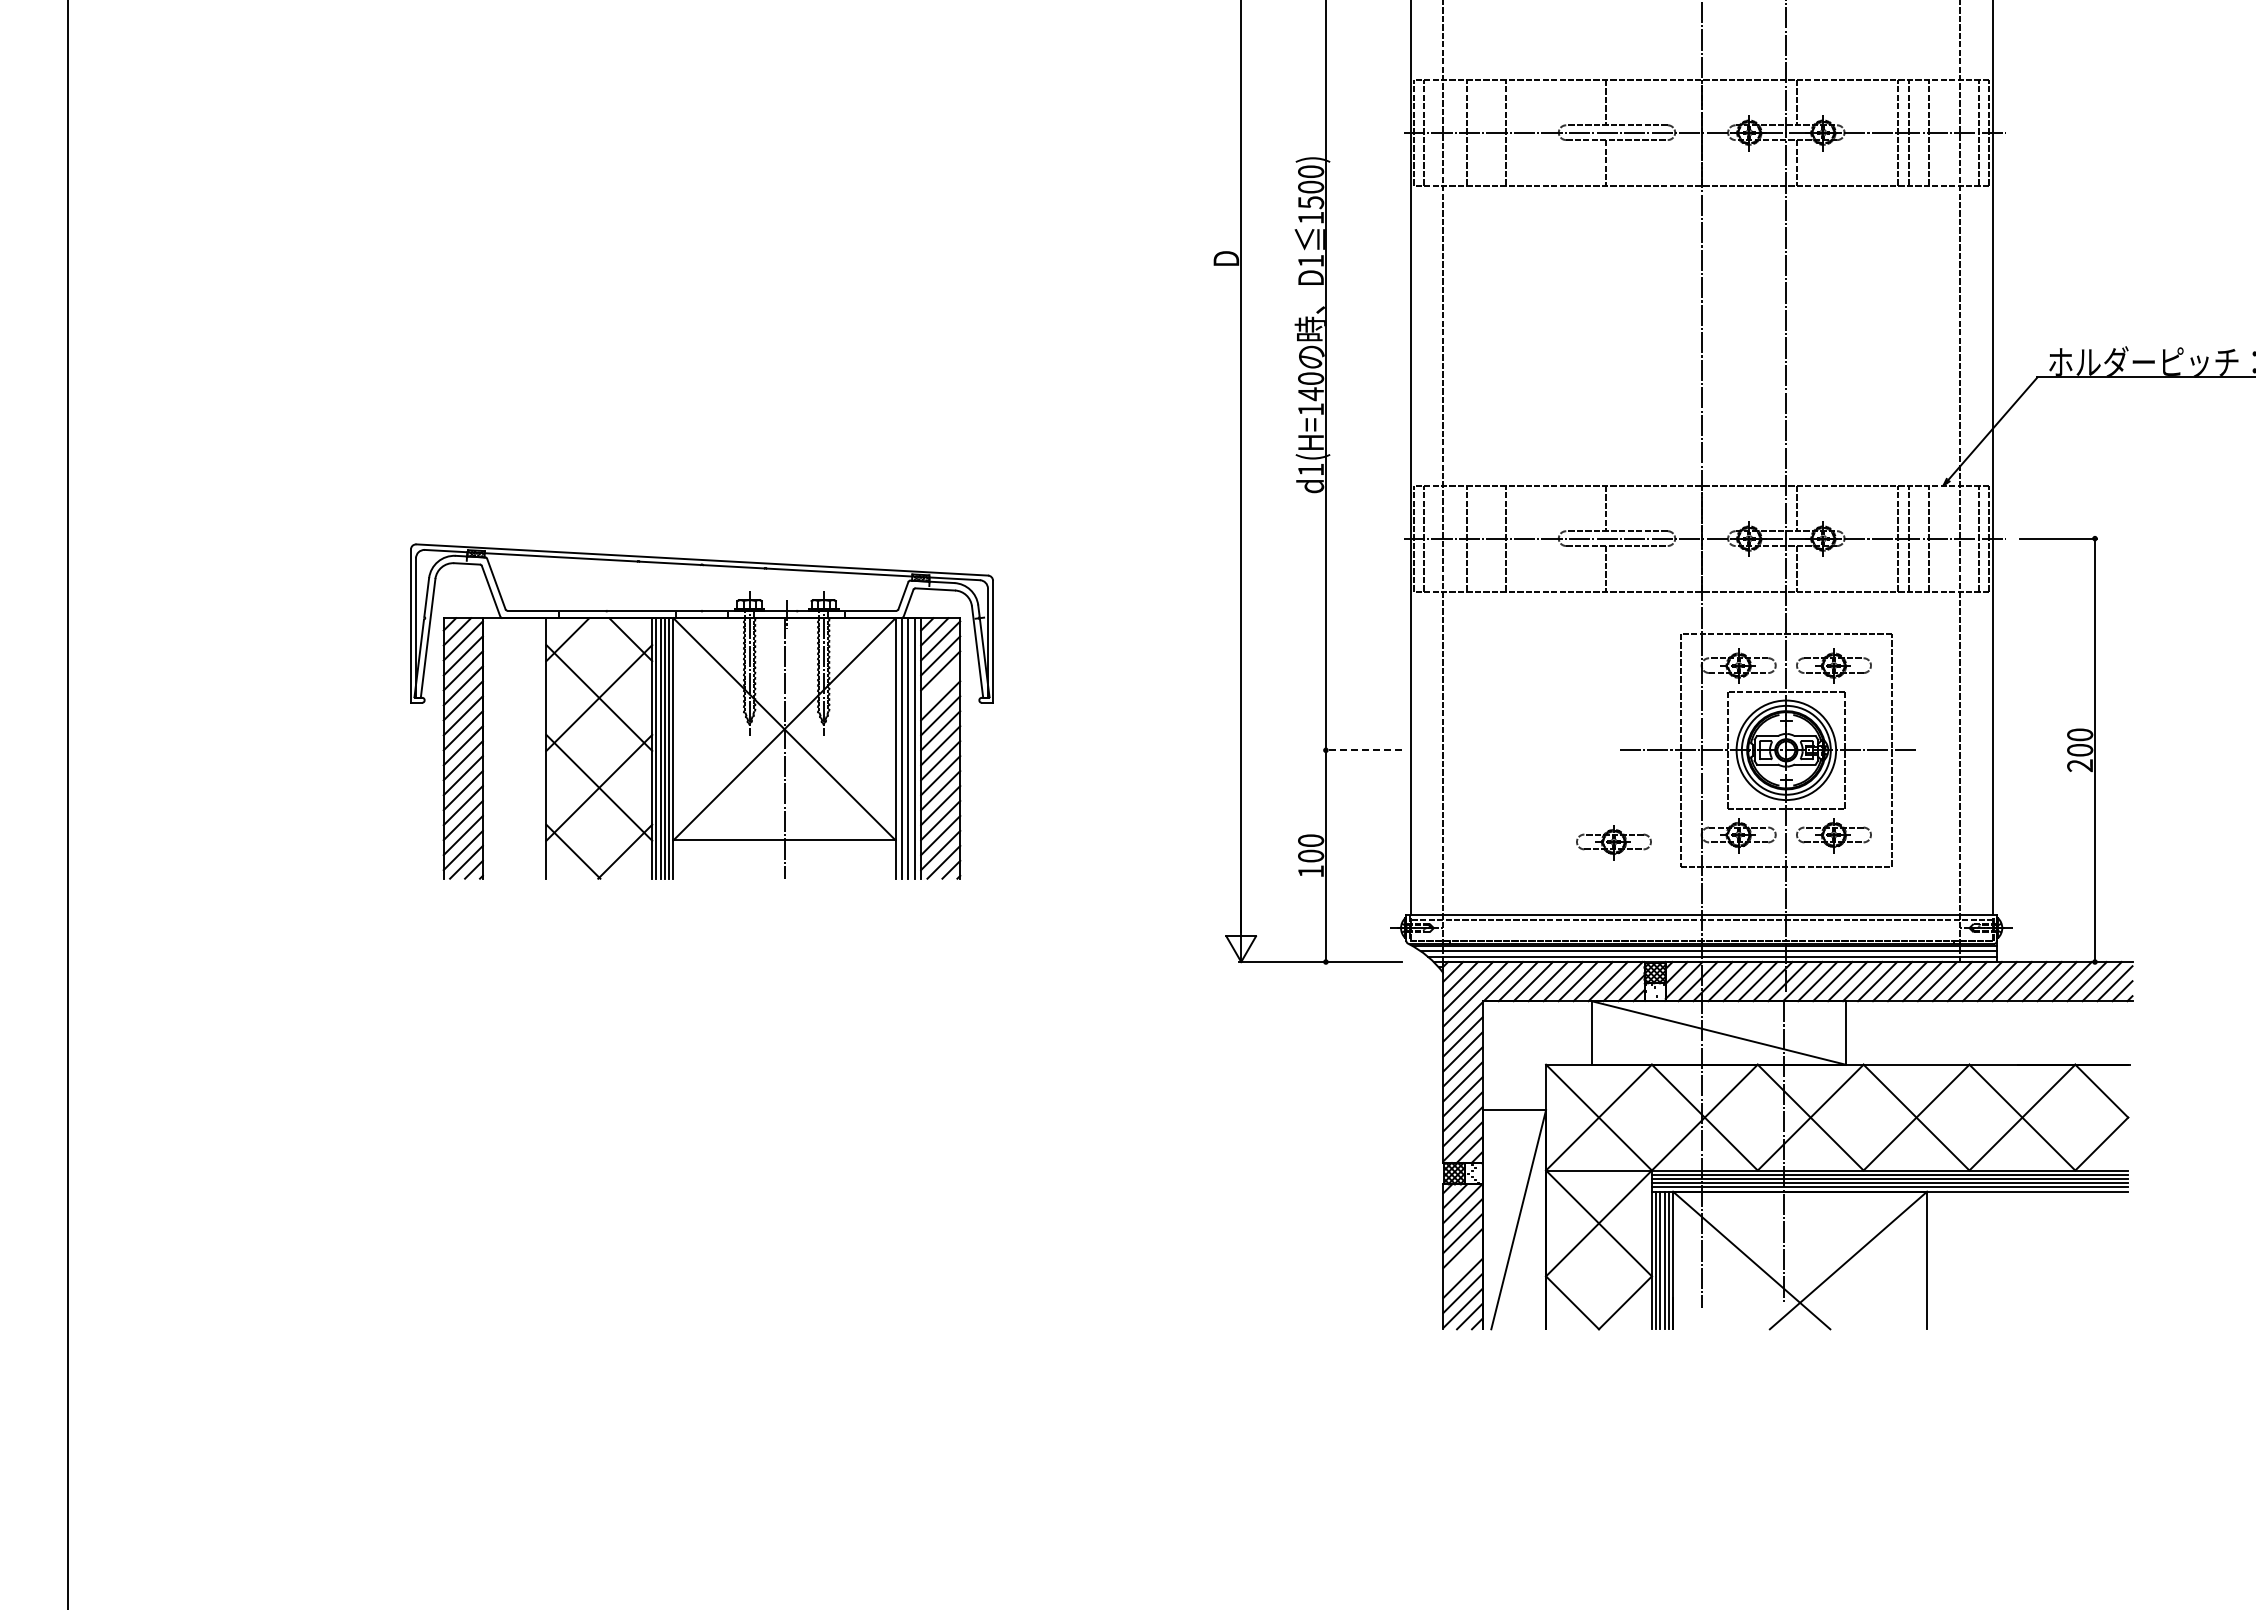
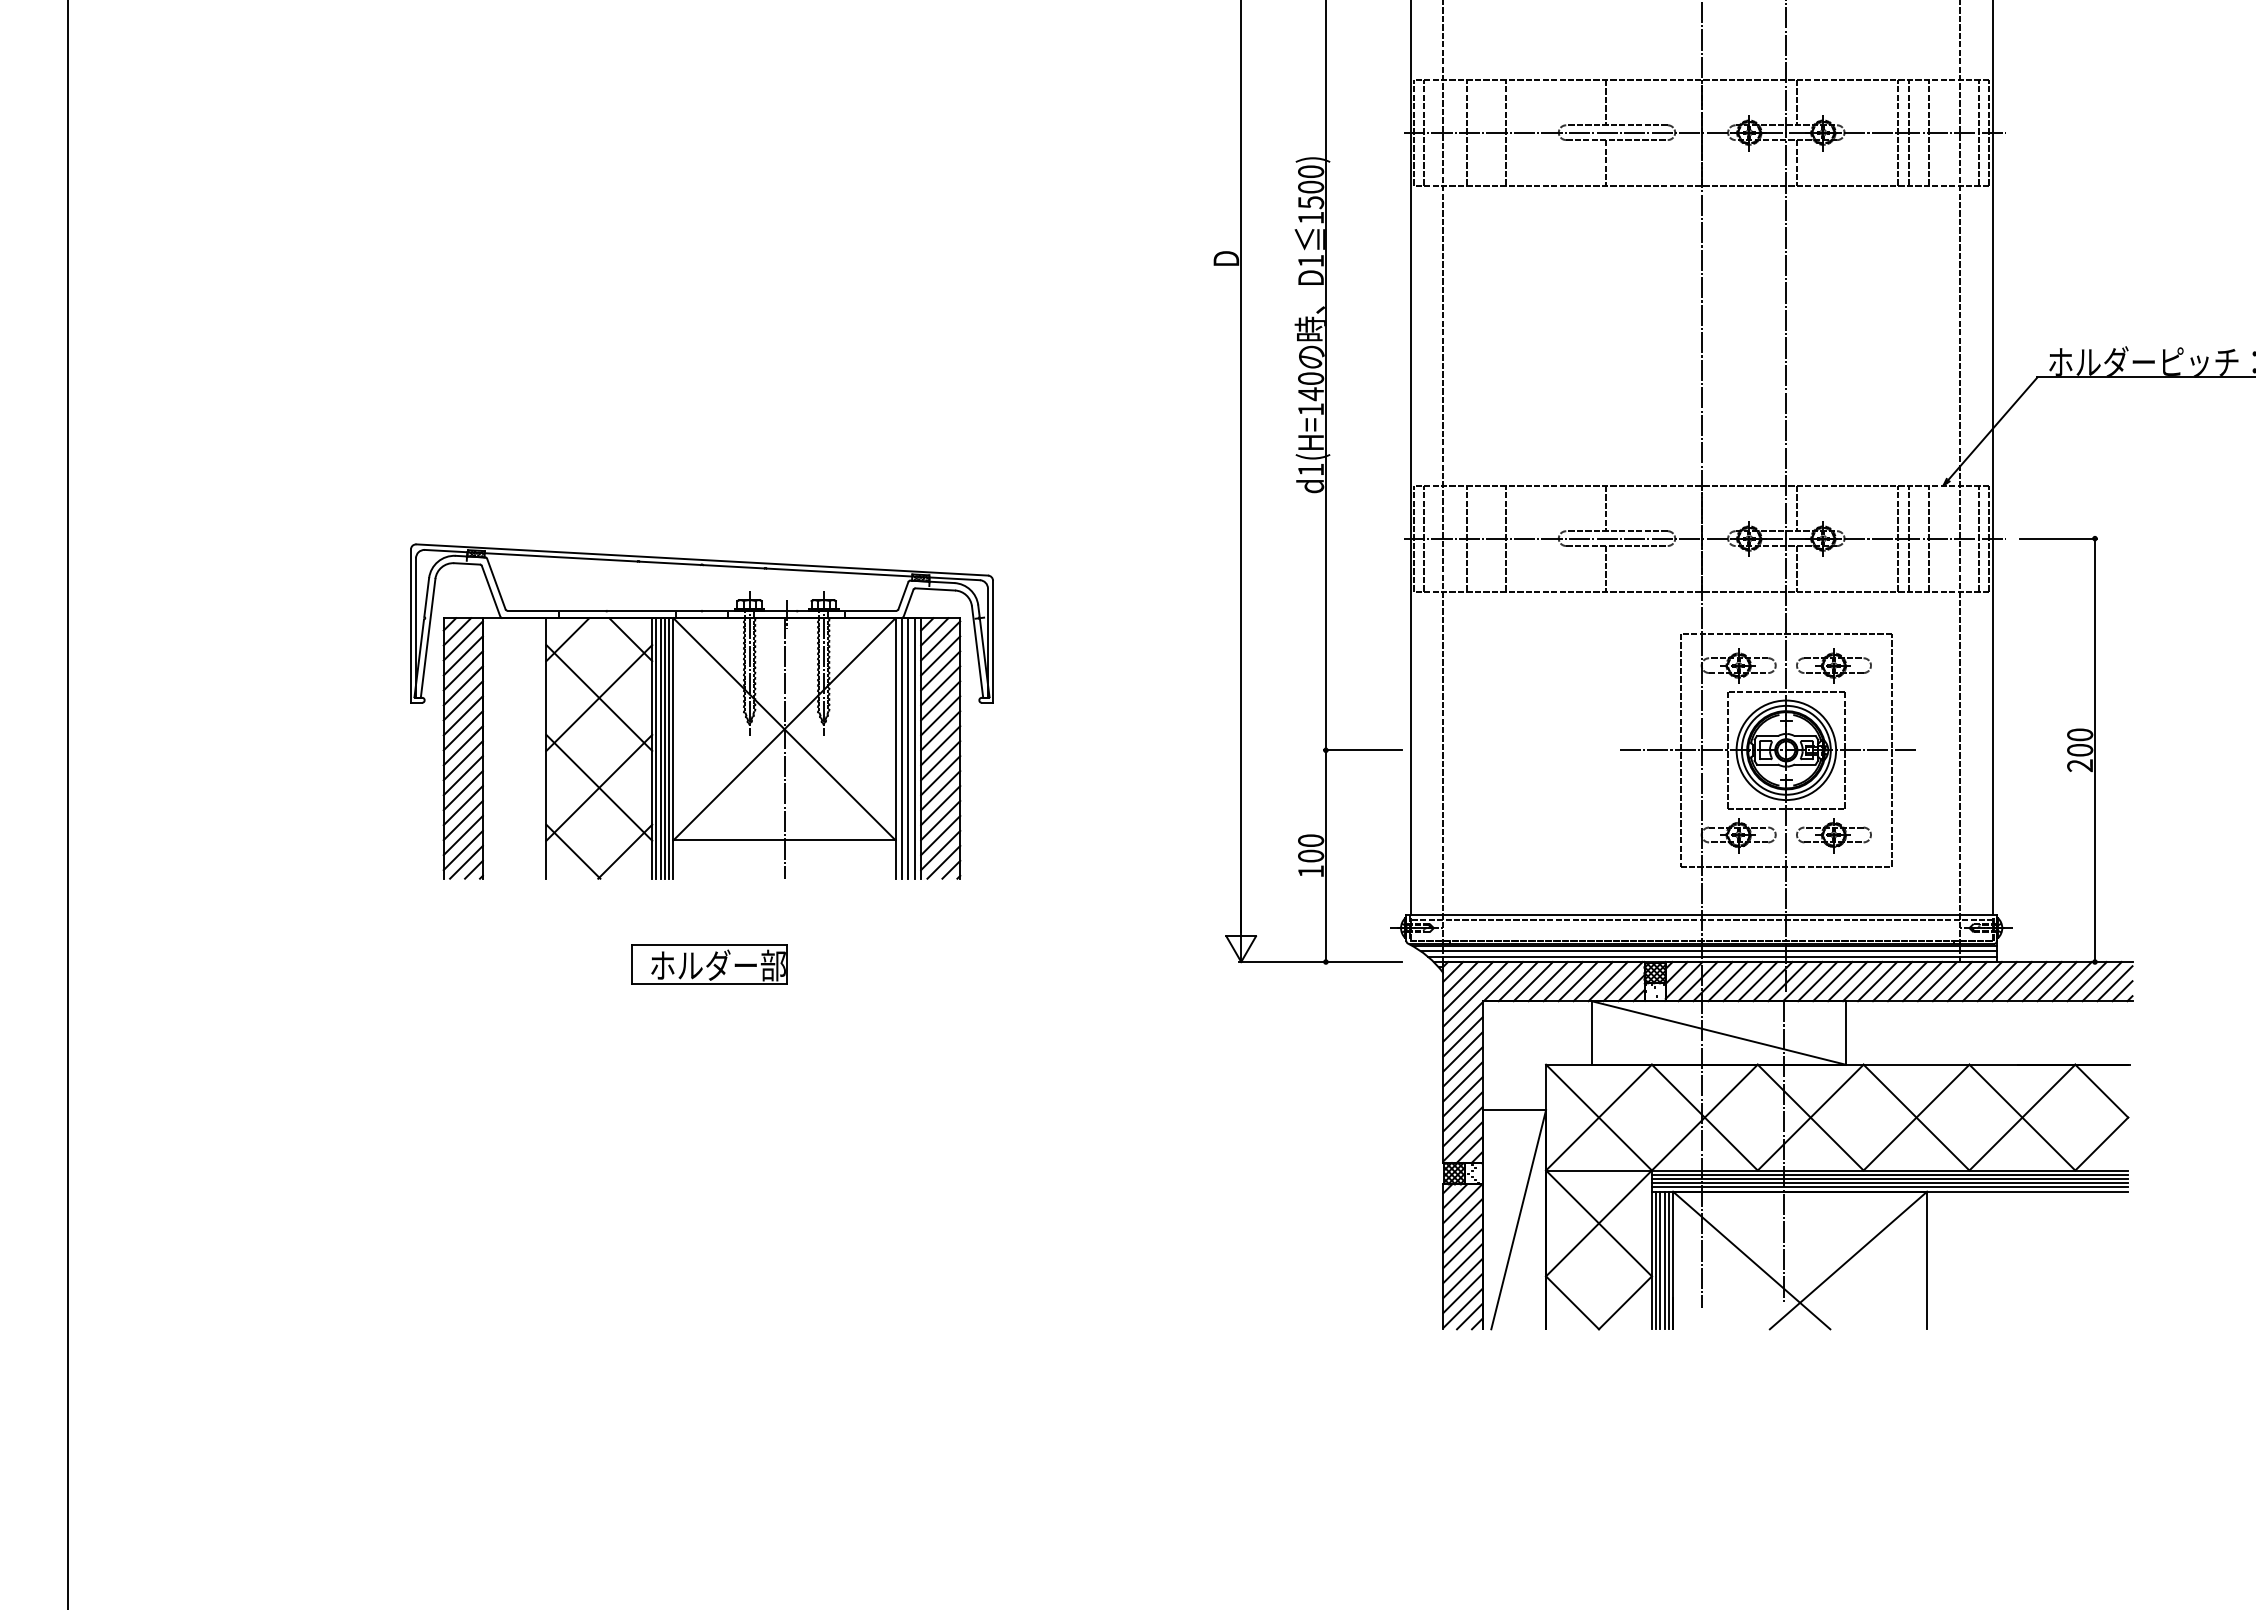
line: none -> present (940, 685)
line: dashed -> solid (1362, 750)
part: present -> none (1613, 842)
part: none -> present (709, 964)
line: none -> present (1462, 1263)
